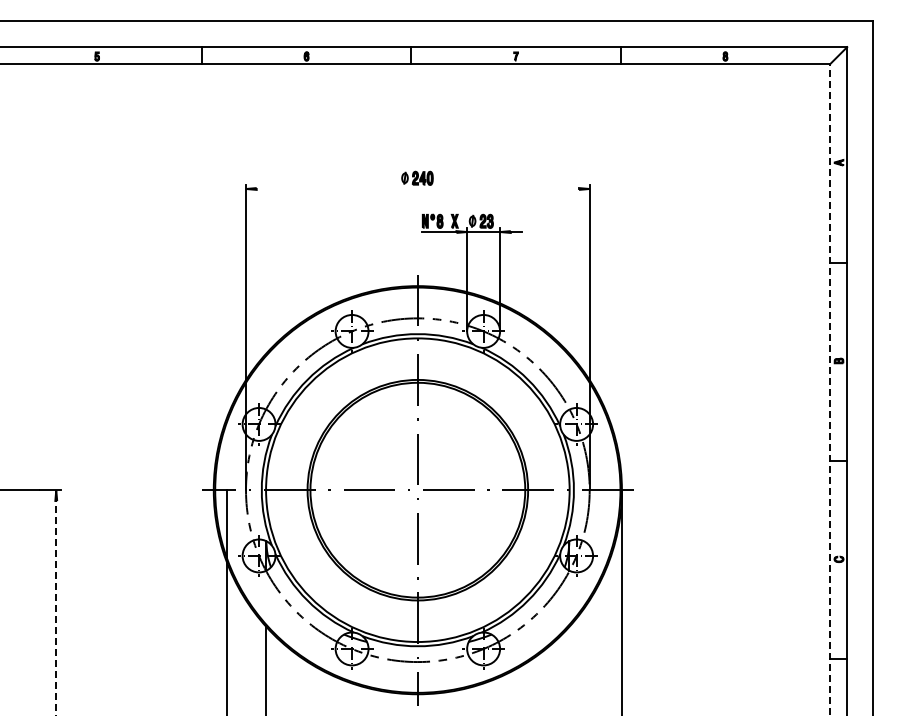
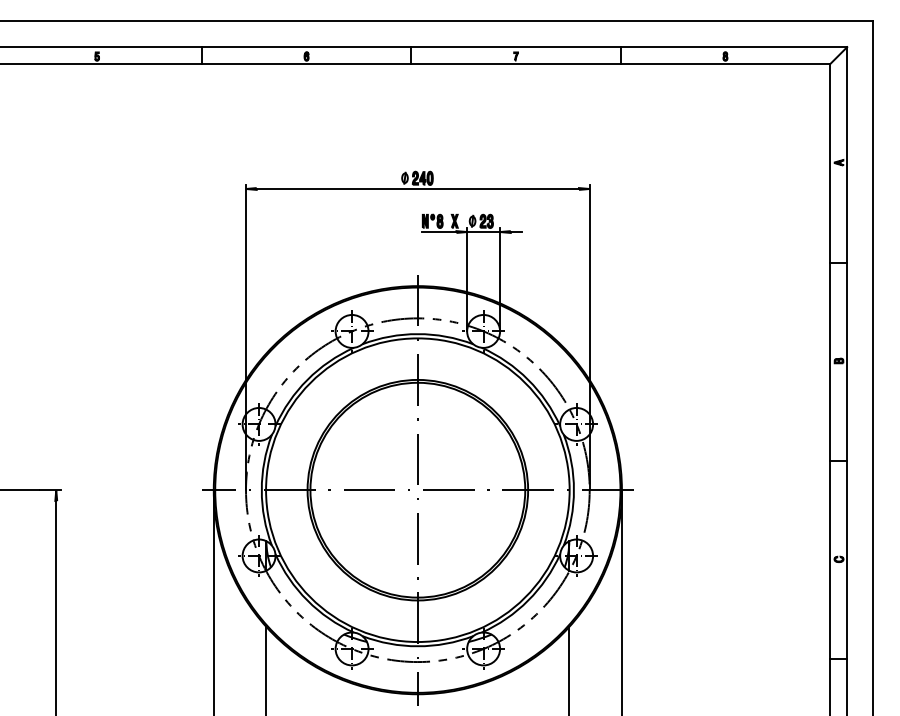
line: none -> present (417, 188)
line: dashed -> solid (830, 390)
line position: (226, 601) -> (213, 601) (213, 601)
line: dashed -> solid (56, 607)
line: none -> present (569, 669)
